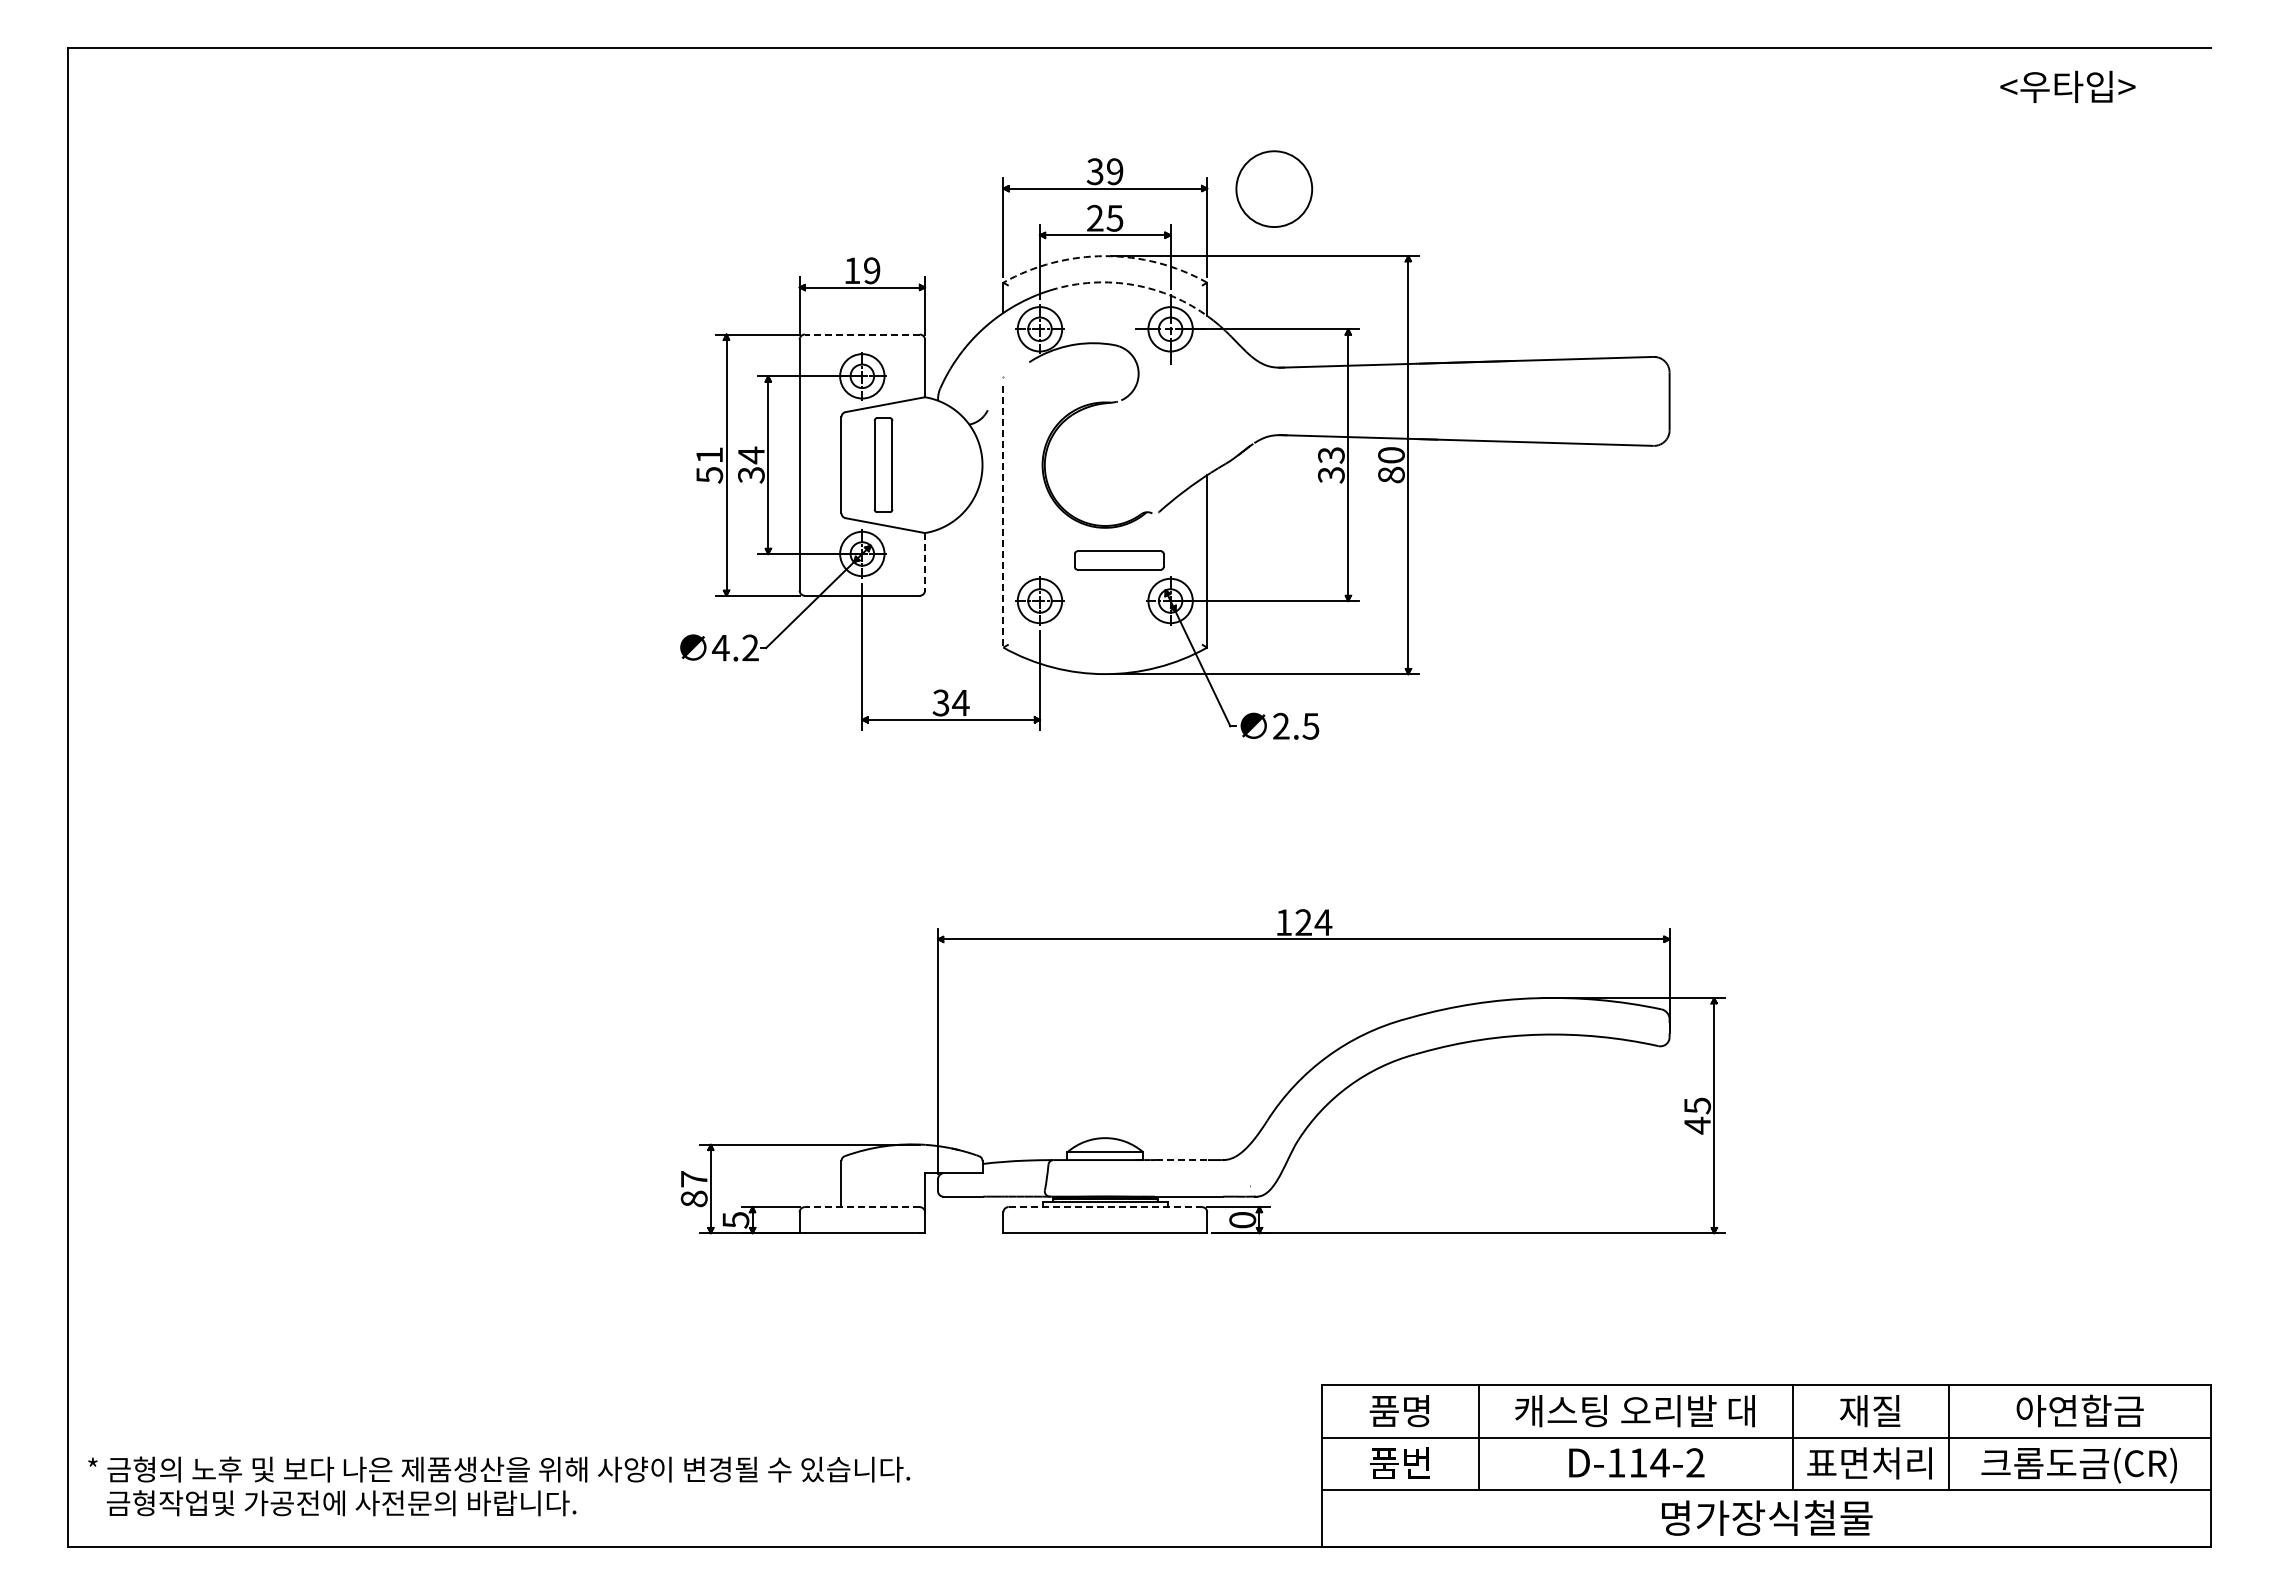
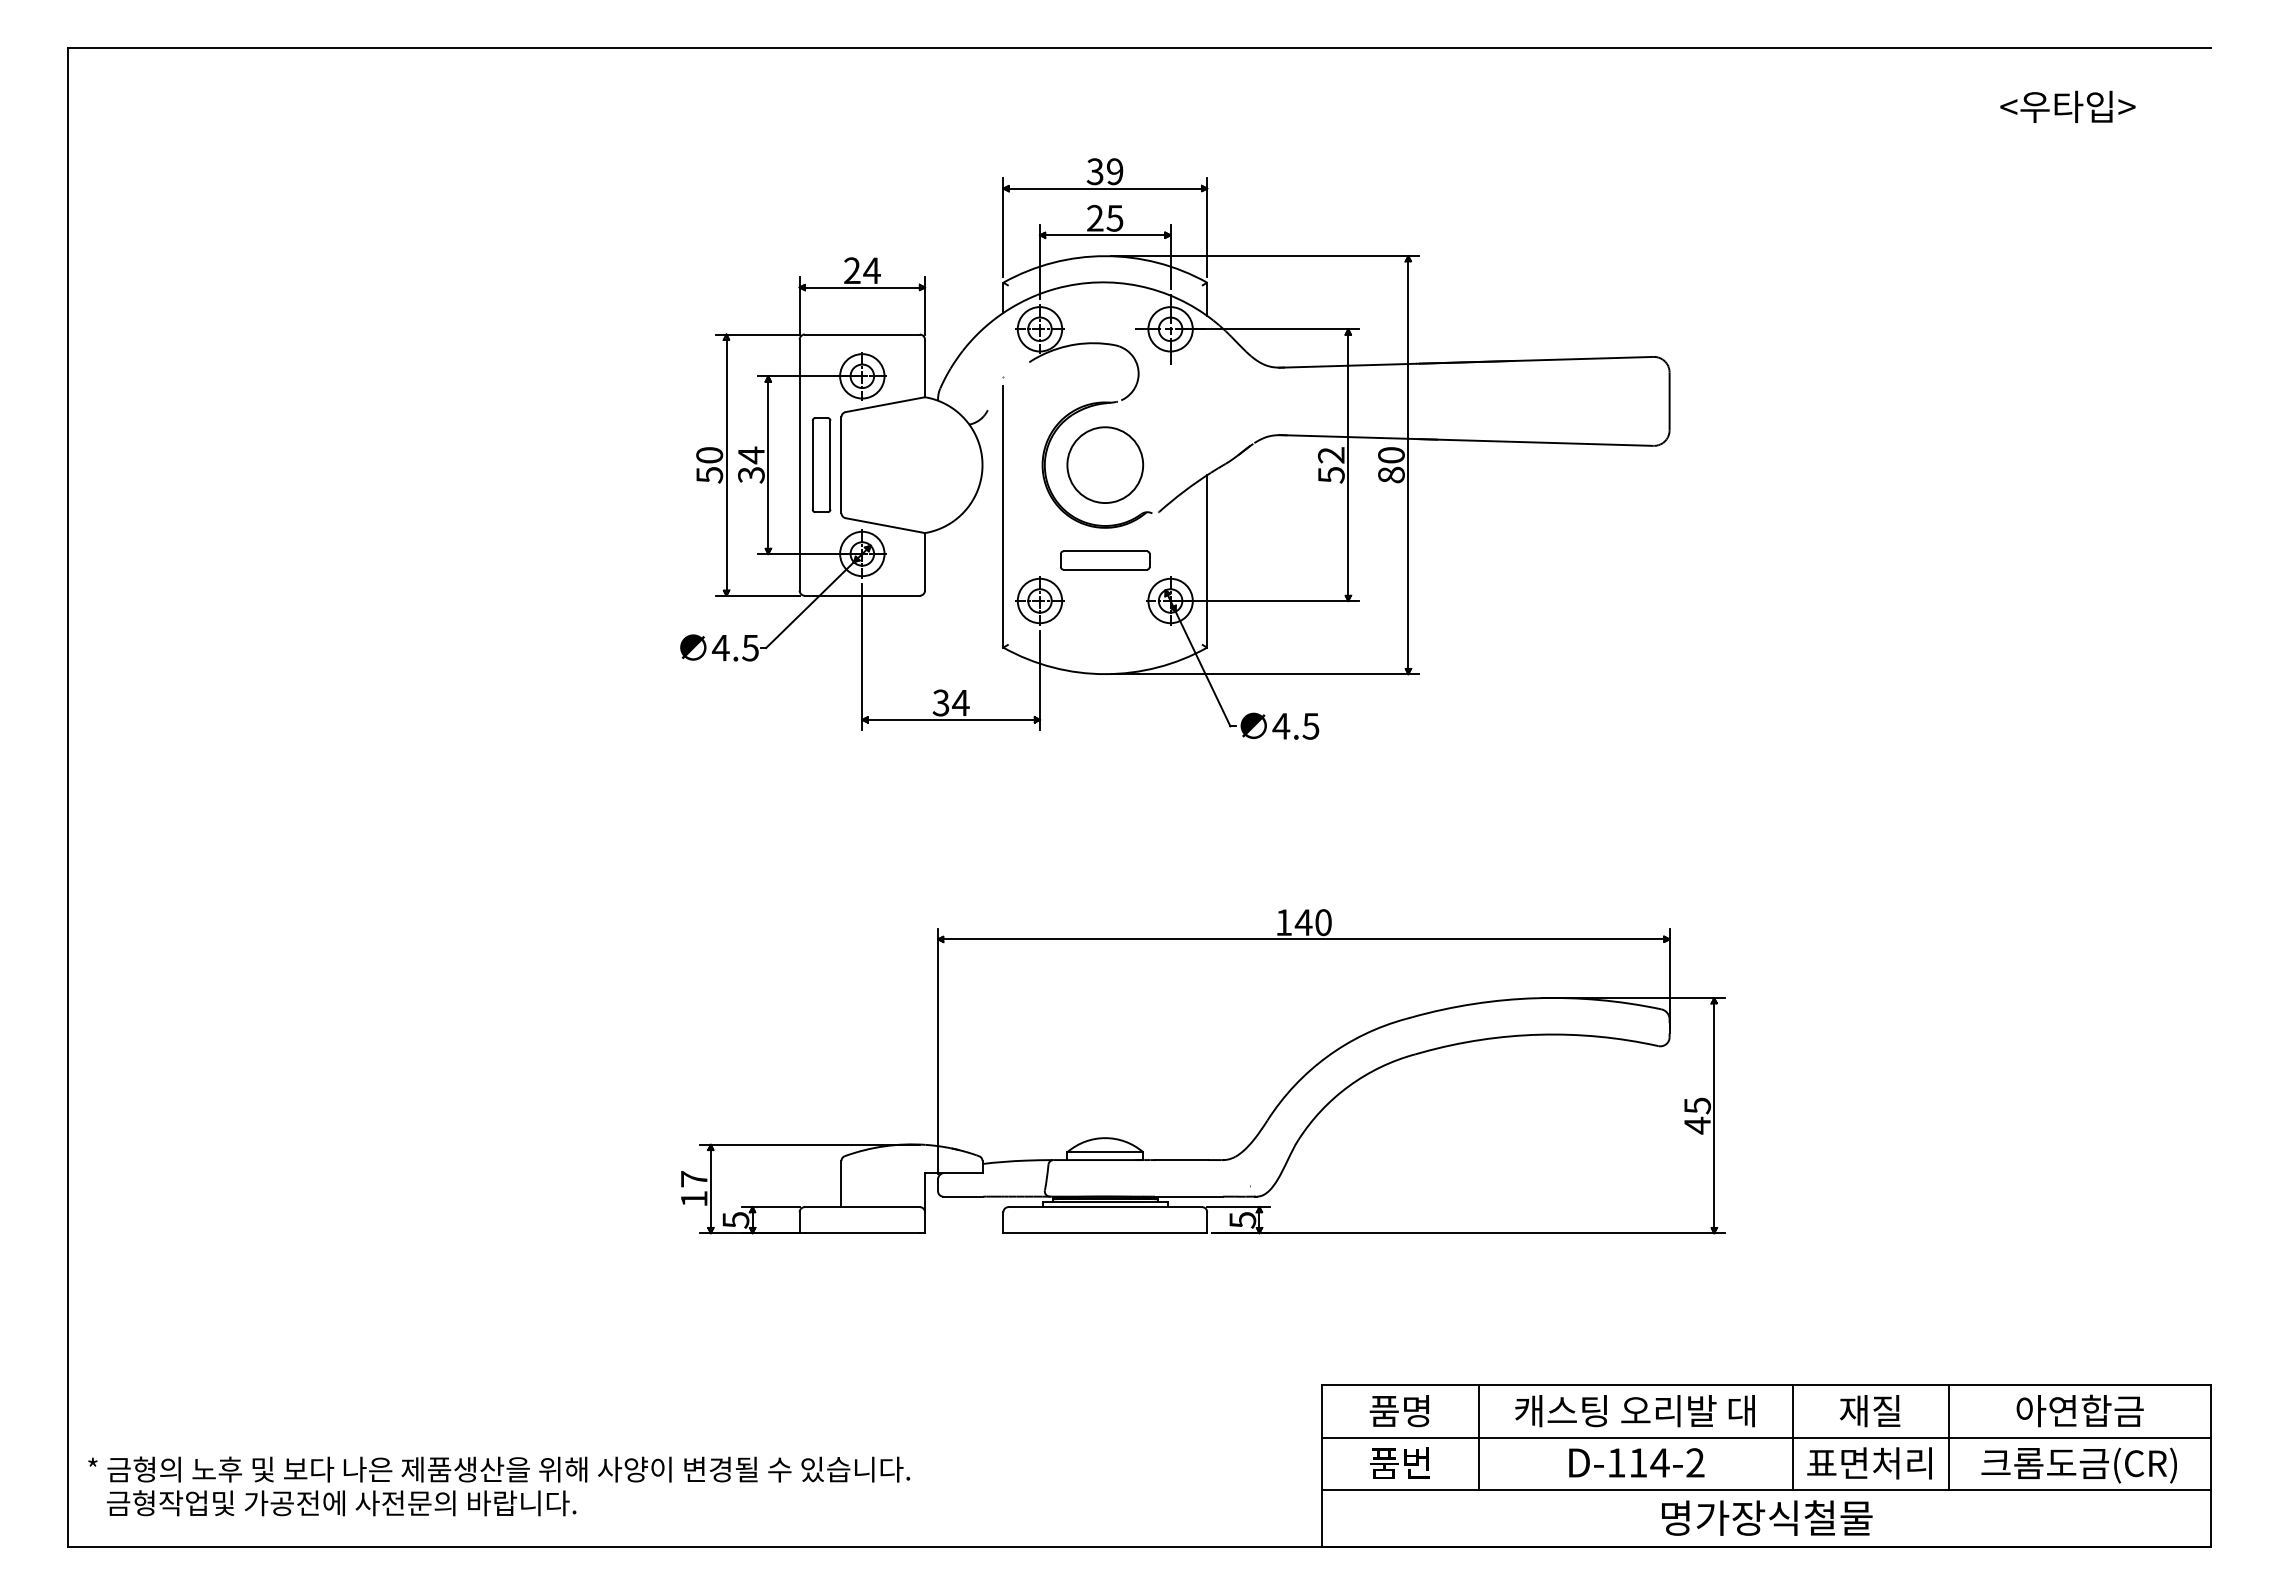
text position: (2067, 86) -> (2067, 106) (2067, 106)
circle position: (1274, 188) -> (1105, 464) (1105, 464)
arc: dashed -> solid (1105, 256)
text: 19 -> 24 (862, 270)
arc: dashed -> solid (1138, 286)
line: dashed -> solid (861, 334)
text: 51 -> 50 (709, 455)
part position: (883, 464) -> (821, 464) (821, 464)
text: 33 -> 52 (1331, 464)
line: dashed -> solid (1003, 517)
part position: (1119, 560) -> (1105, 560) (1105, 560)
line: dashed -> solid (925, 561)
text: 4.2 -> 4.5 (750, 647)
text: 2.5 -> 4.5 (1281, 725)
text: 124 -> 140 (1313, 922)
line: dashed -> solid (1182, 1160)
text: 87 -> 17 (693, 1198)
line: dashed -> solid (861, 1207)
line: dashed -> solid (1105, 1207)
text: 0 -> 5 (1242, 1220)
